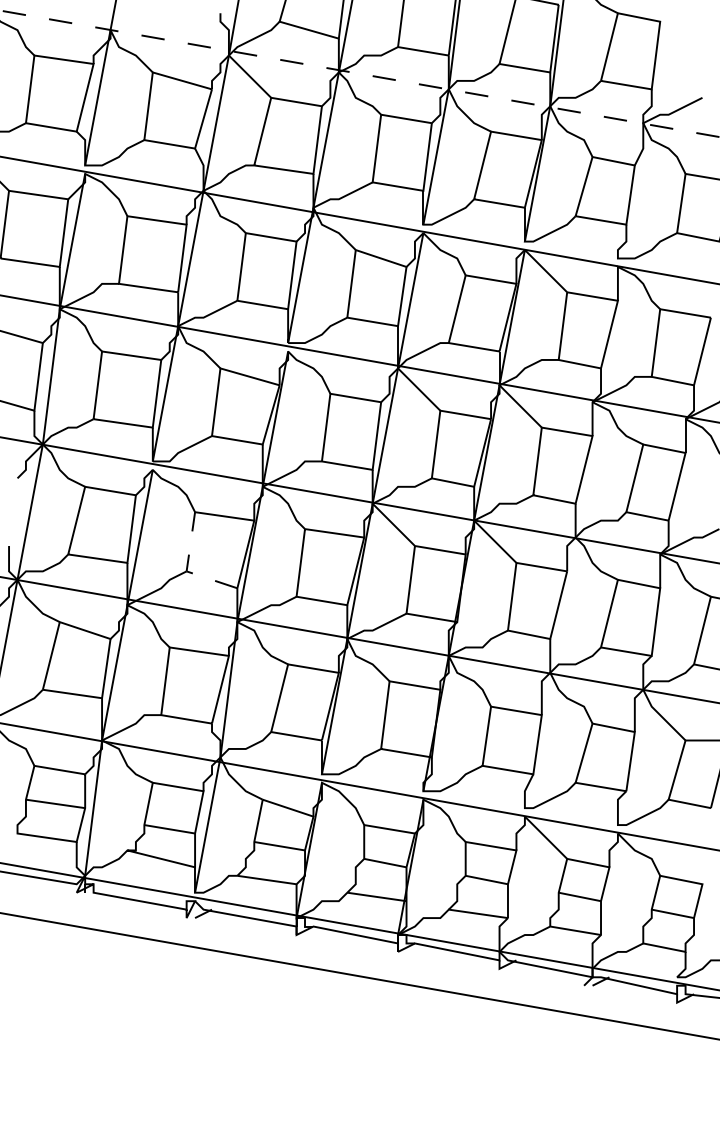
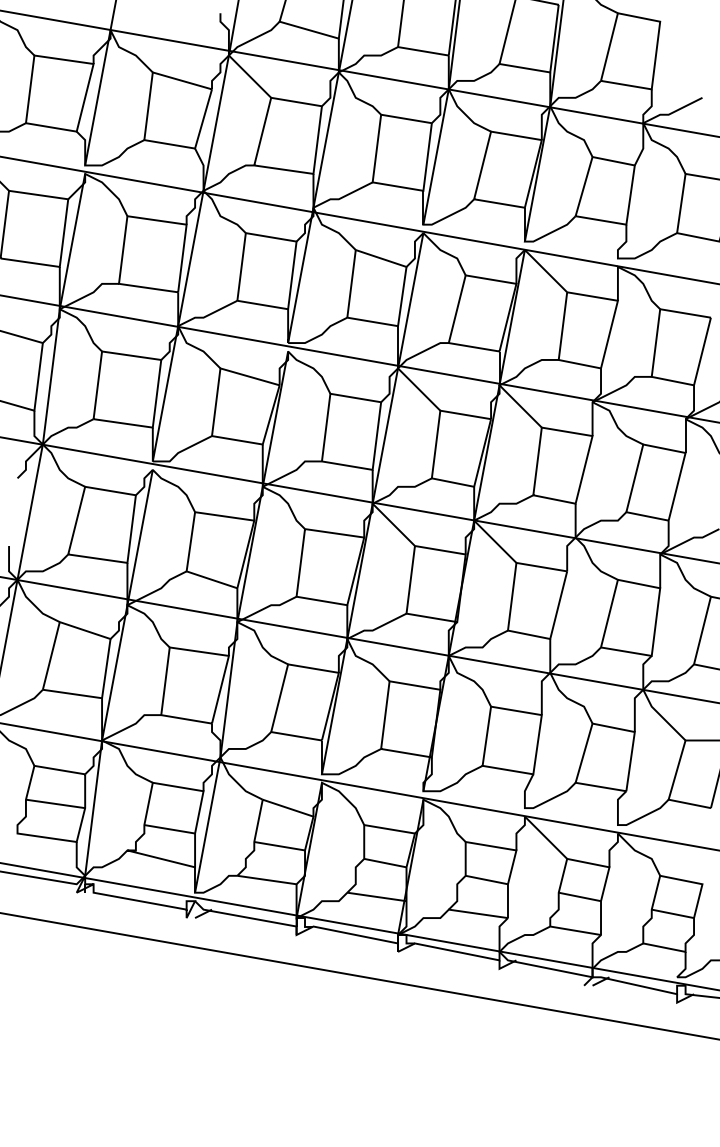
line: dashed -> solid (359, 73)
line: dashed -> solid (187, 568)
